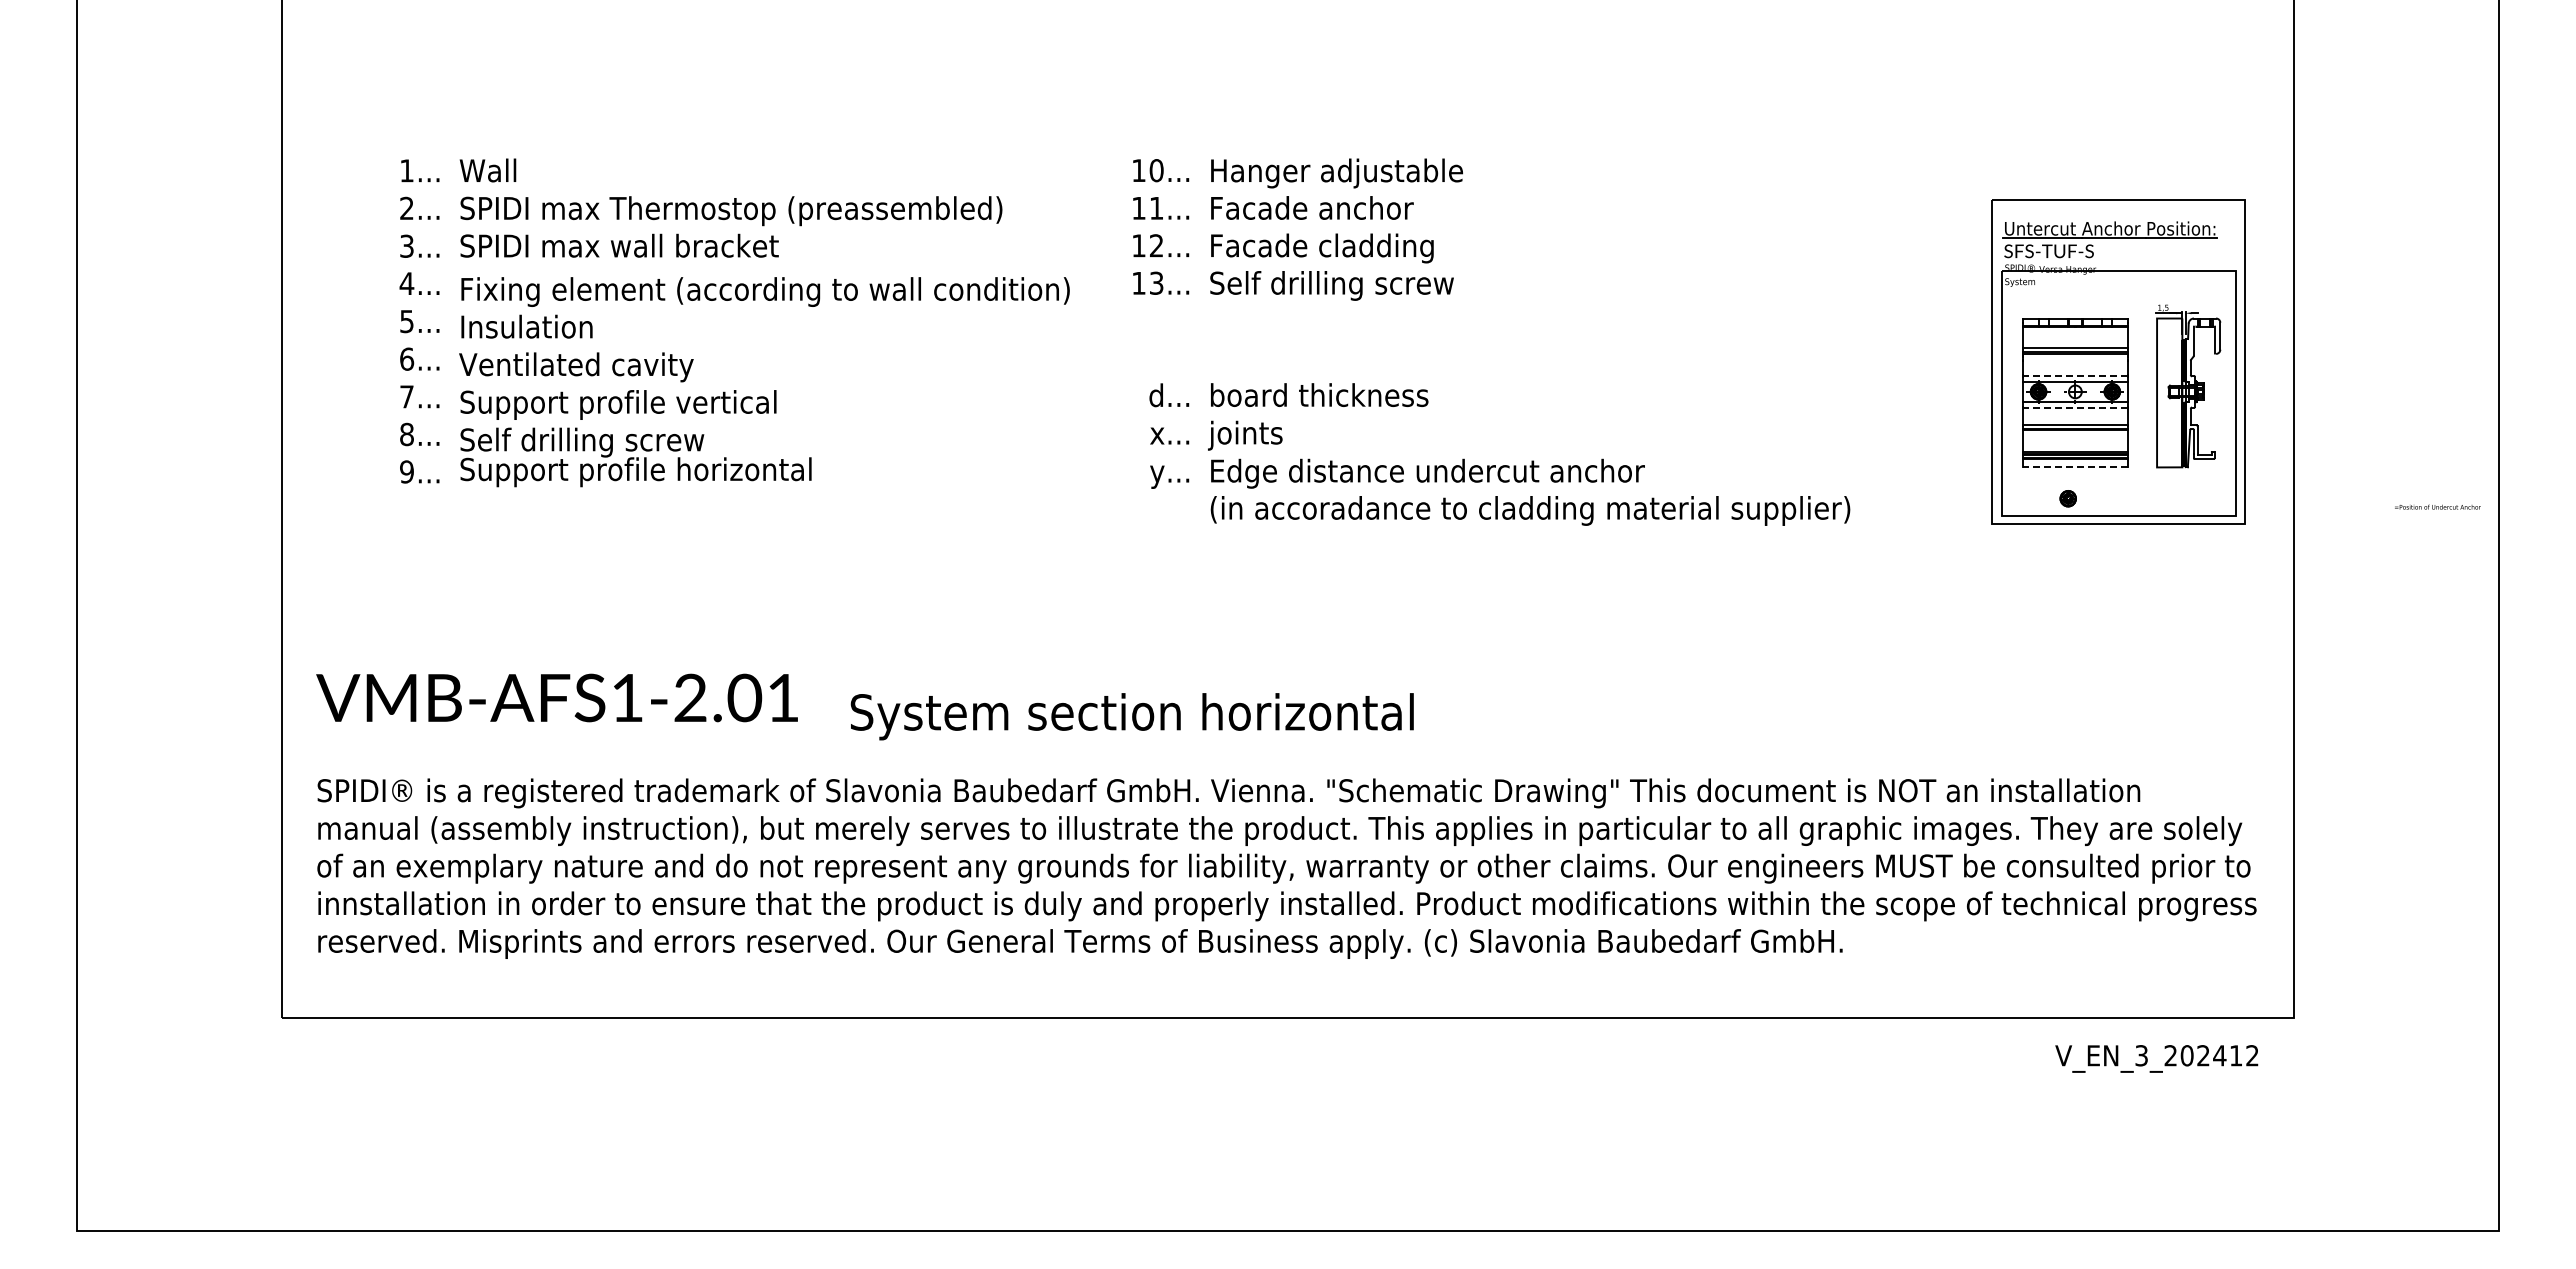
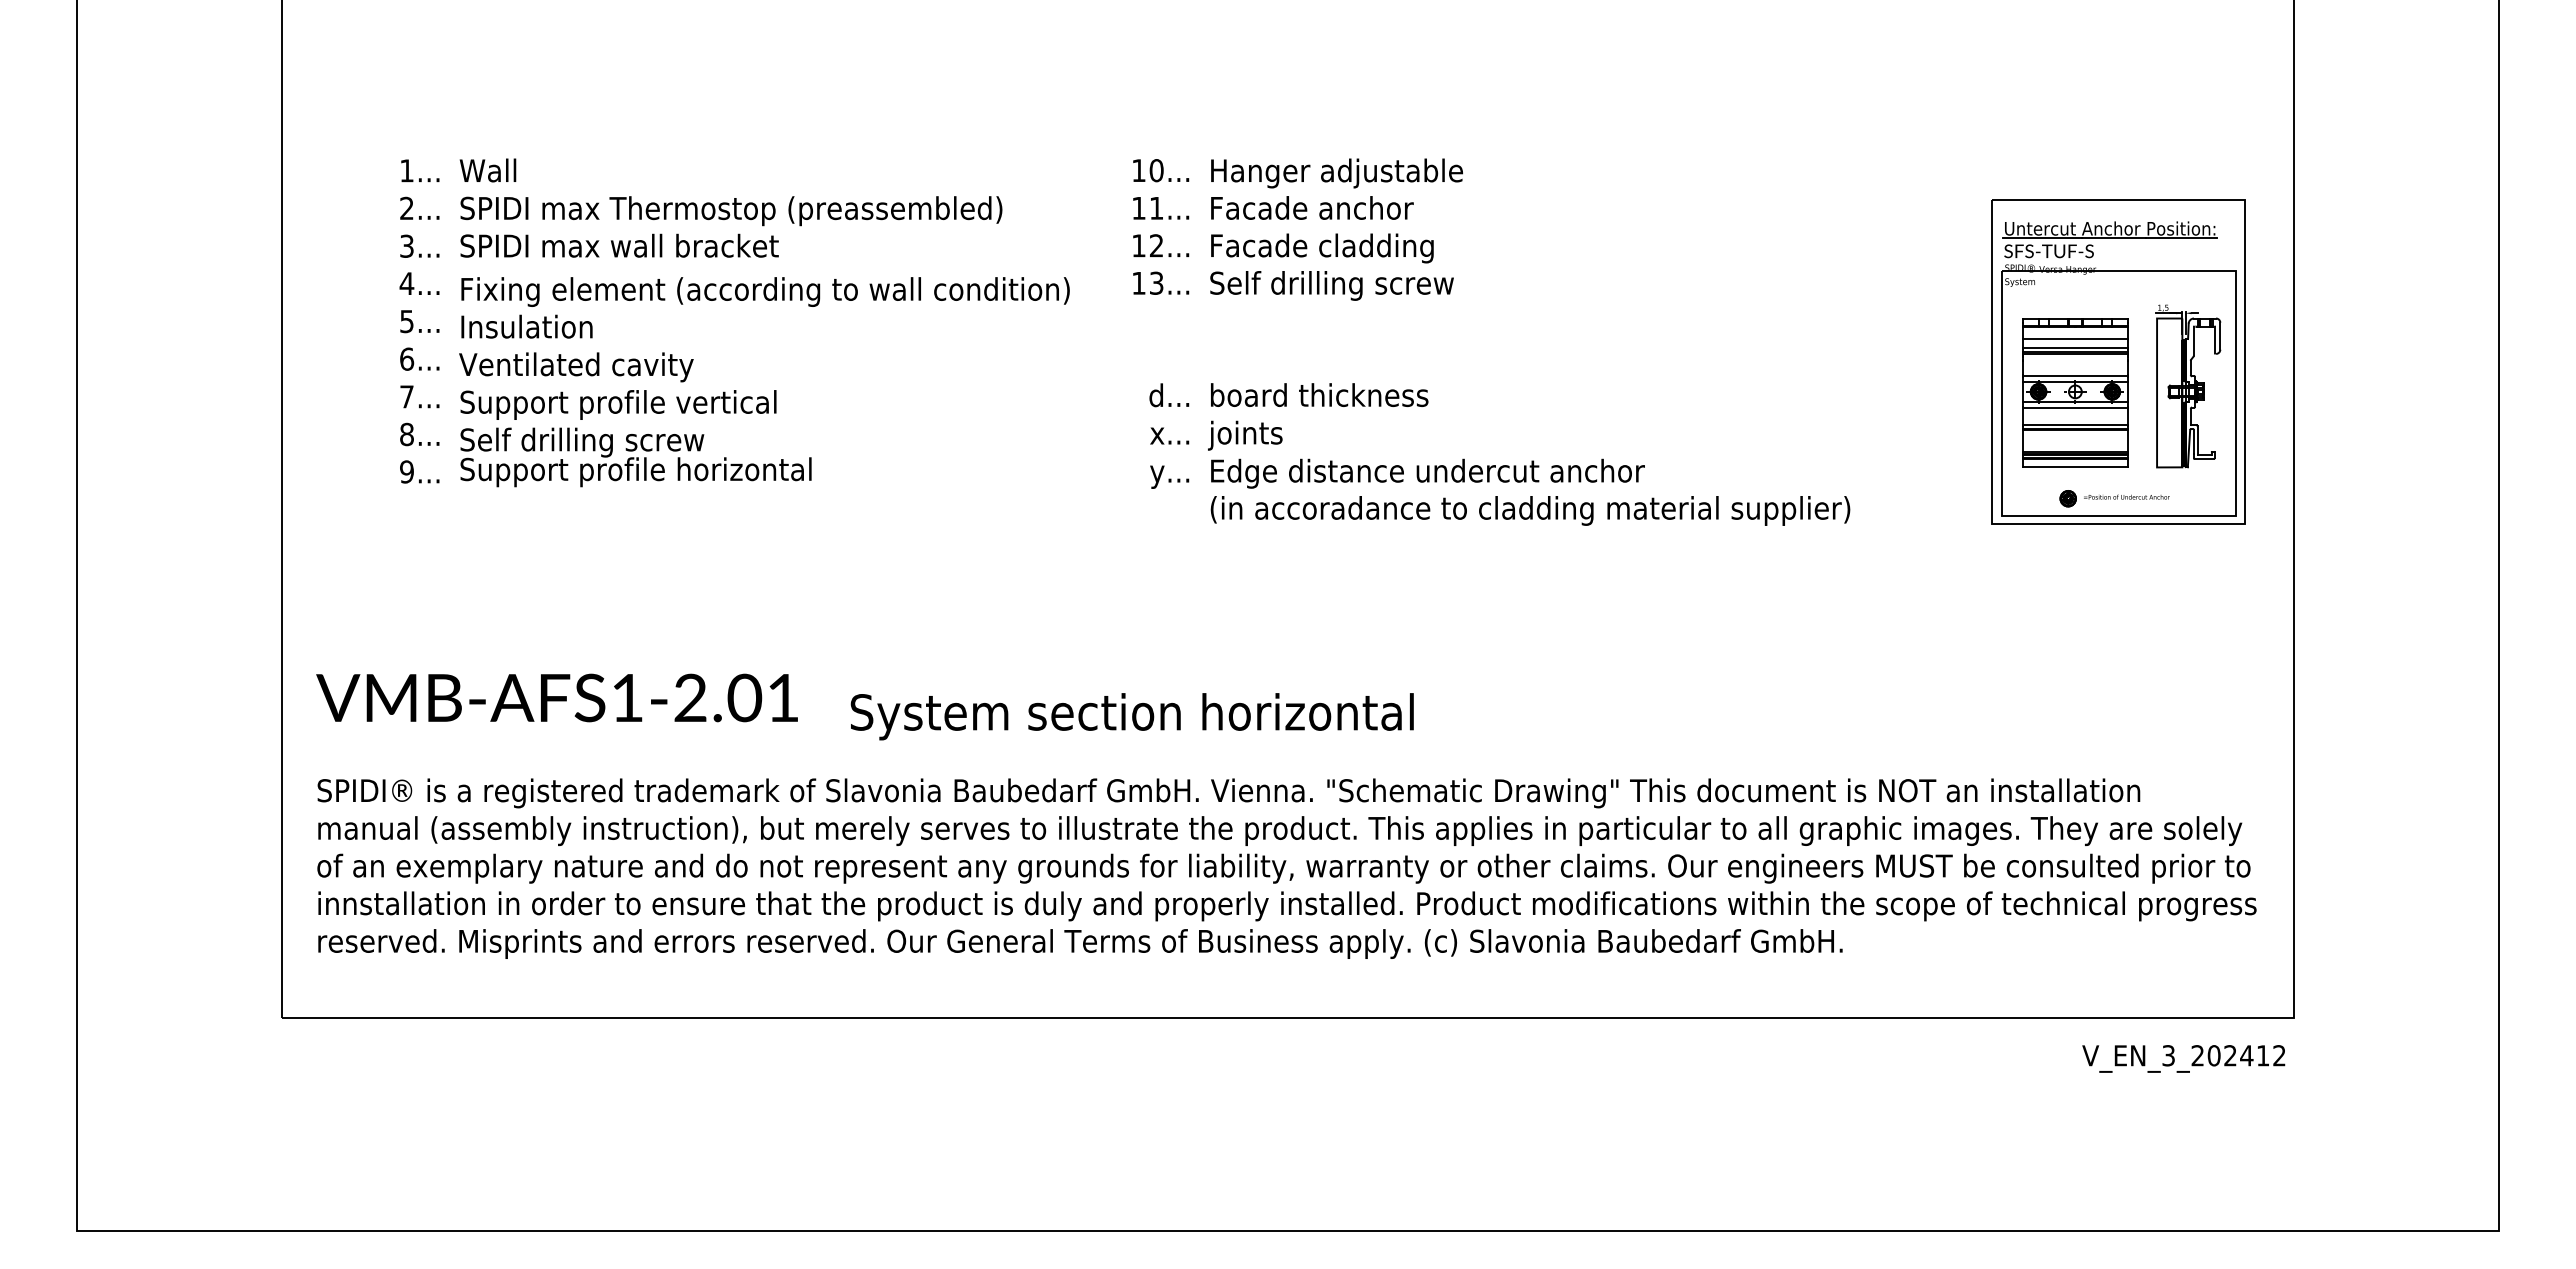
line: none -> present (2075, 339)
line: dashed -> solid (2075, 376)
line: dashed -> solid (2075, 407)
line: dashed -> solid (2075, 467)
text position: (2437, 506) -> (2126, 496) (2126, 496)
text position: (2156, 1058) -> (2183, 1058) (2183, 1058)
